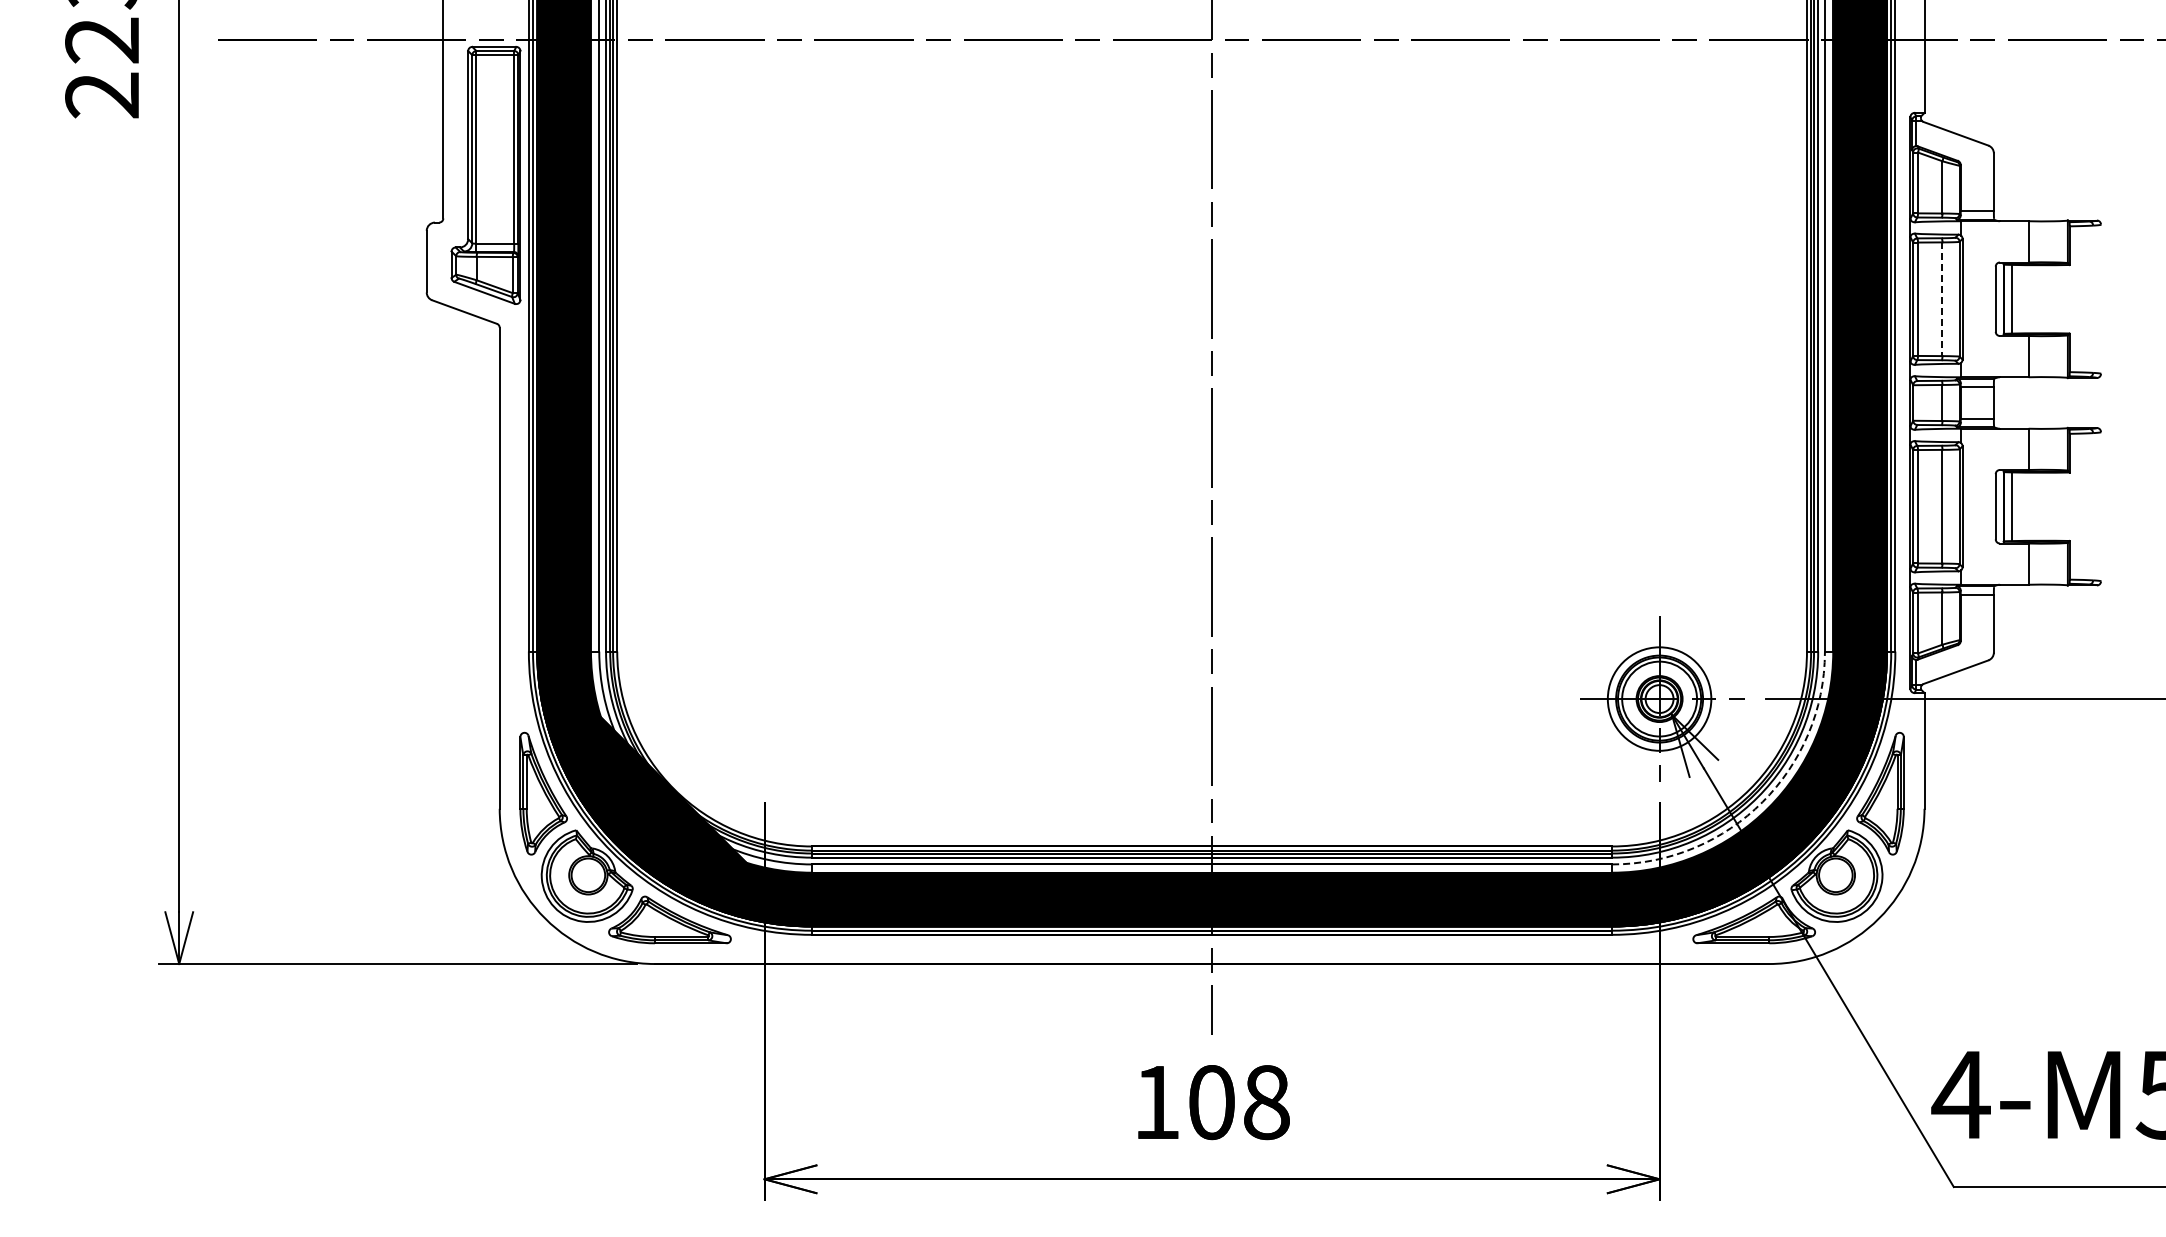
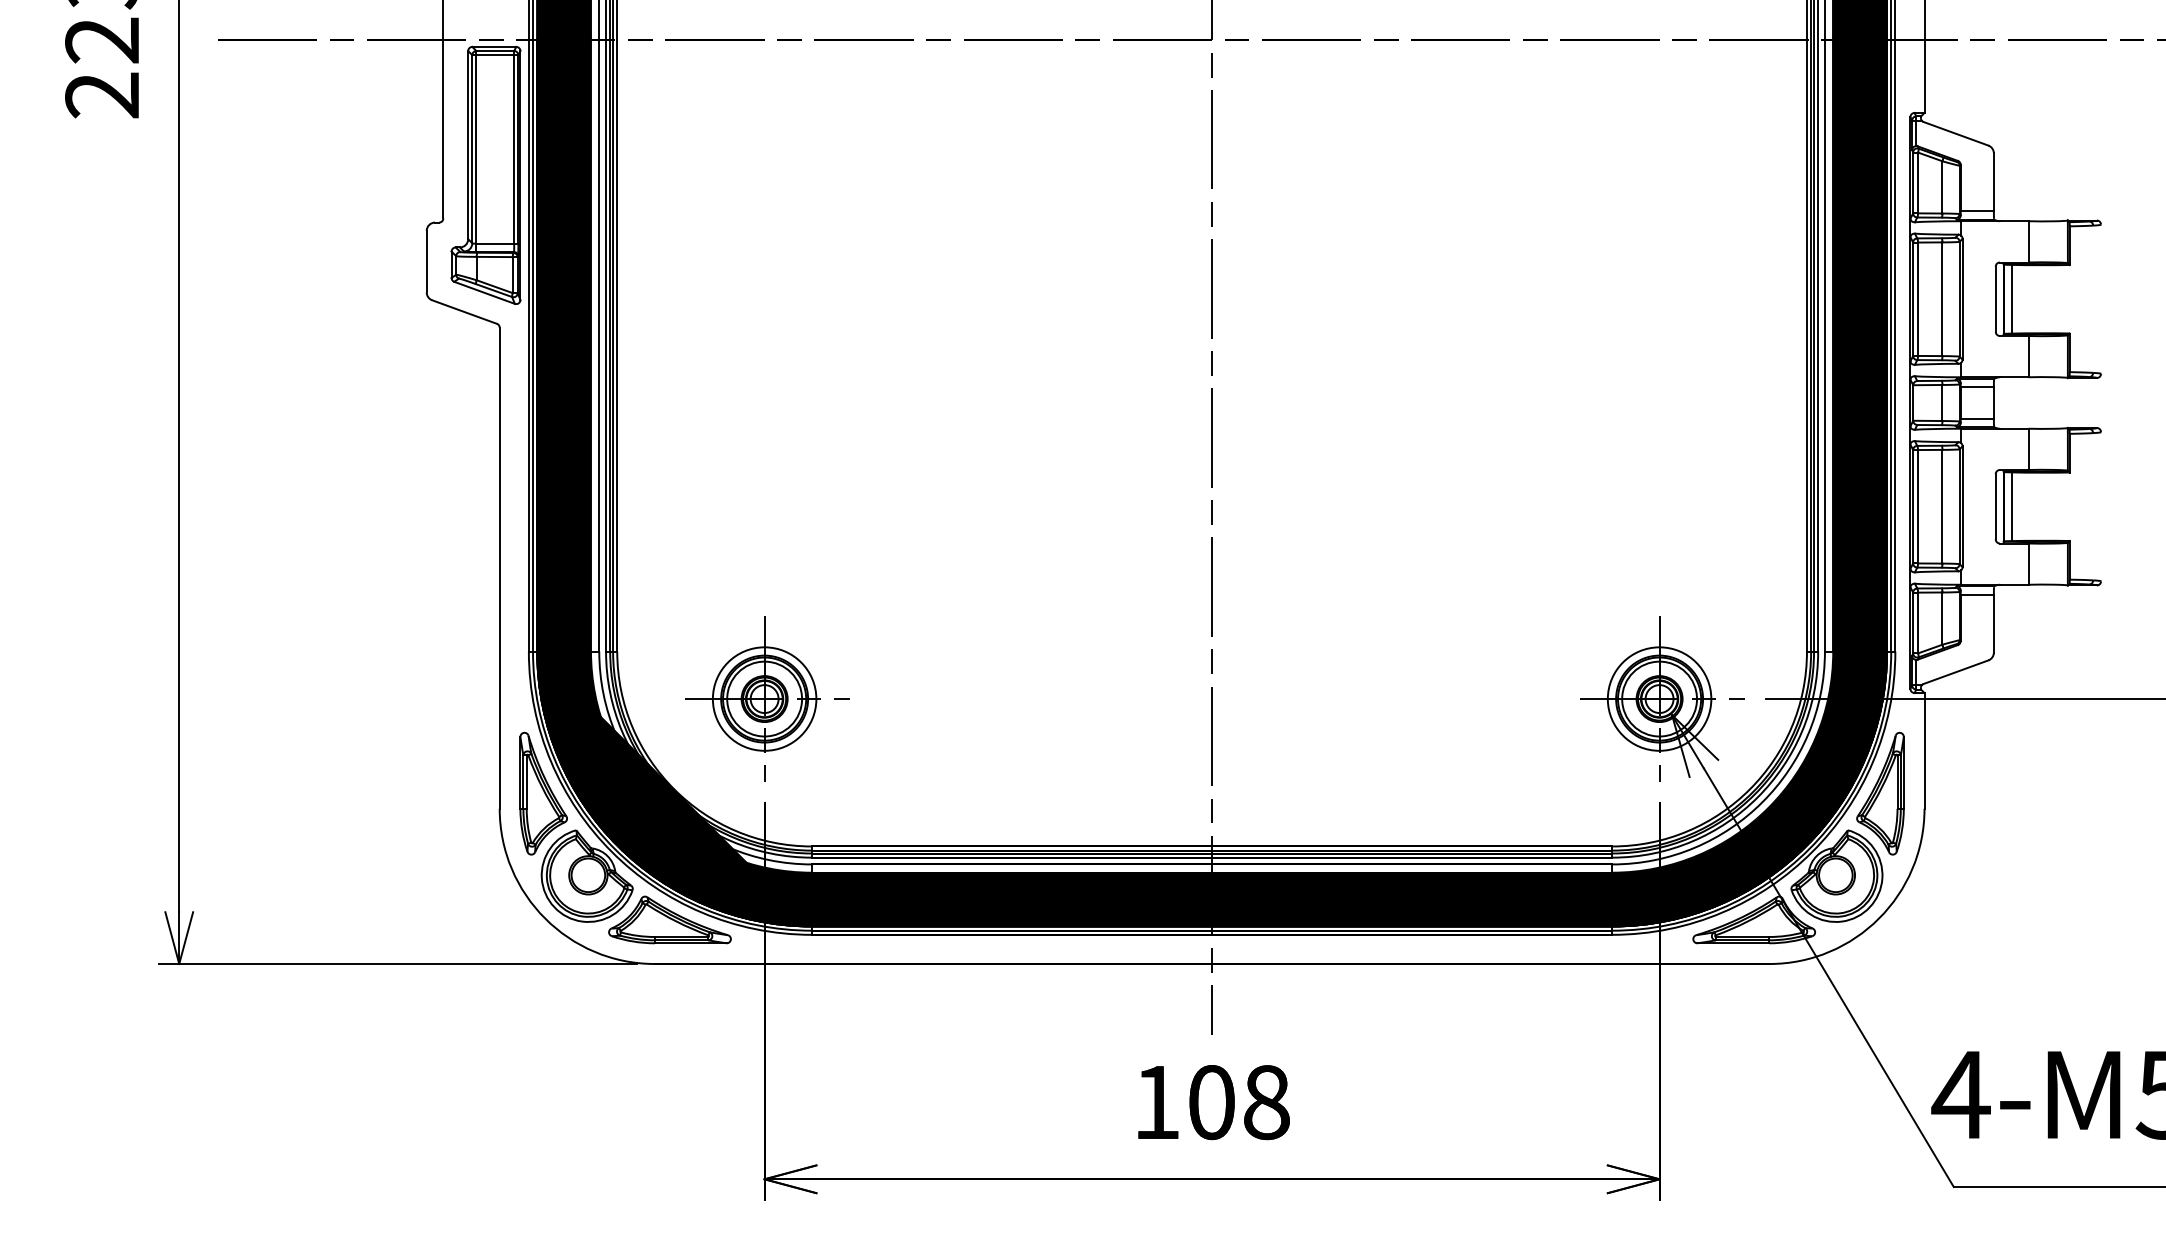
line: dashed -> solid (1942, 299)
part: none -> present (767, 698)
arc: dashed -> solid (1762, 802)
